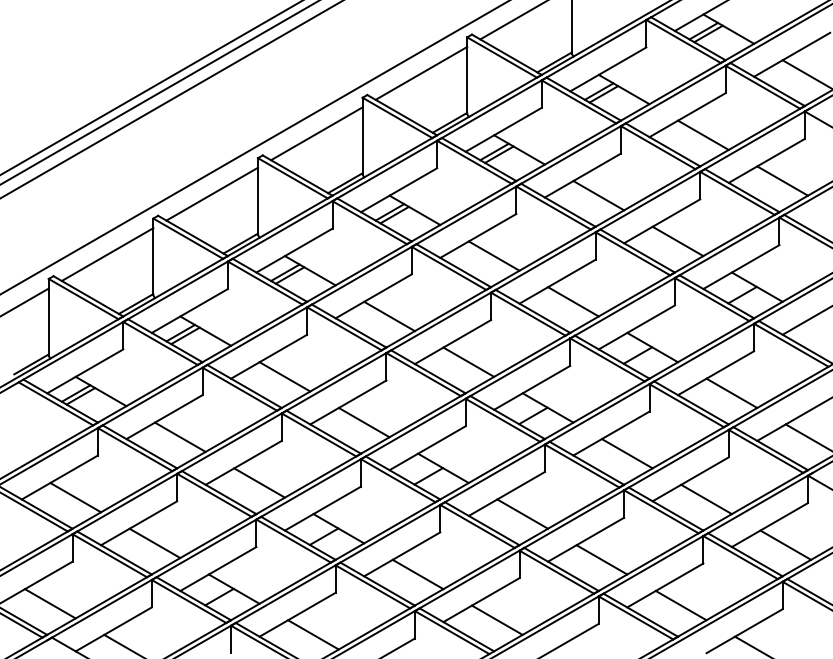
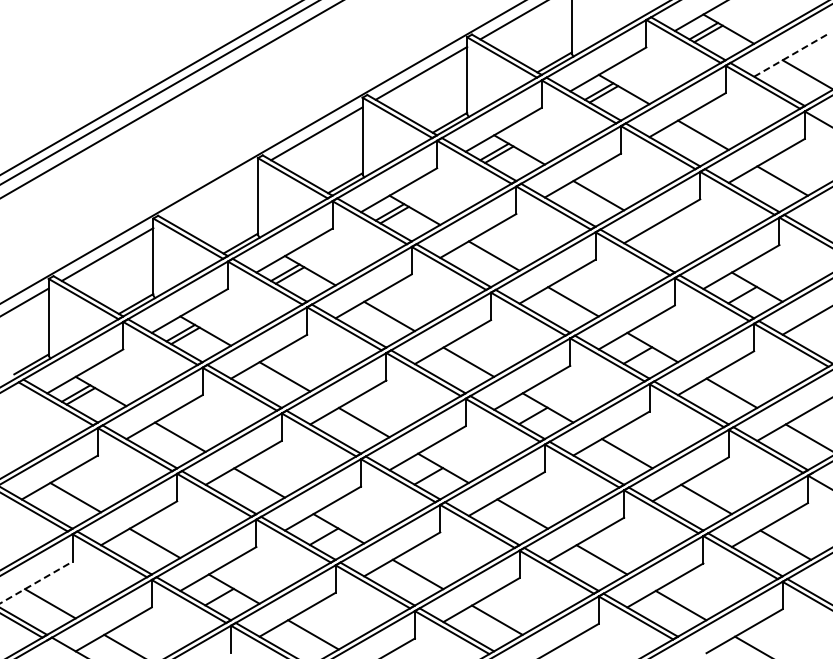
line: solid -> dashed (792, 54)
line position: (254, 147) -> (262, 152) (262, 152)
line: present -> none (212, 193)
line: present -> none (677, 241)
line: solid -> dashed (37, 582)
